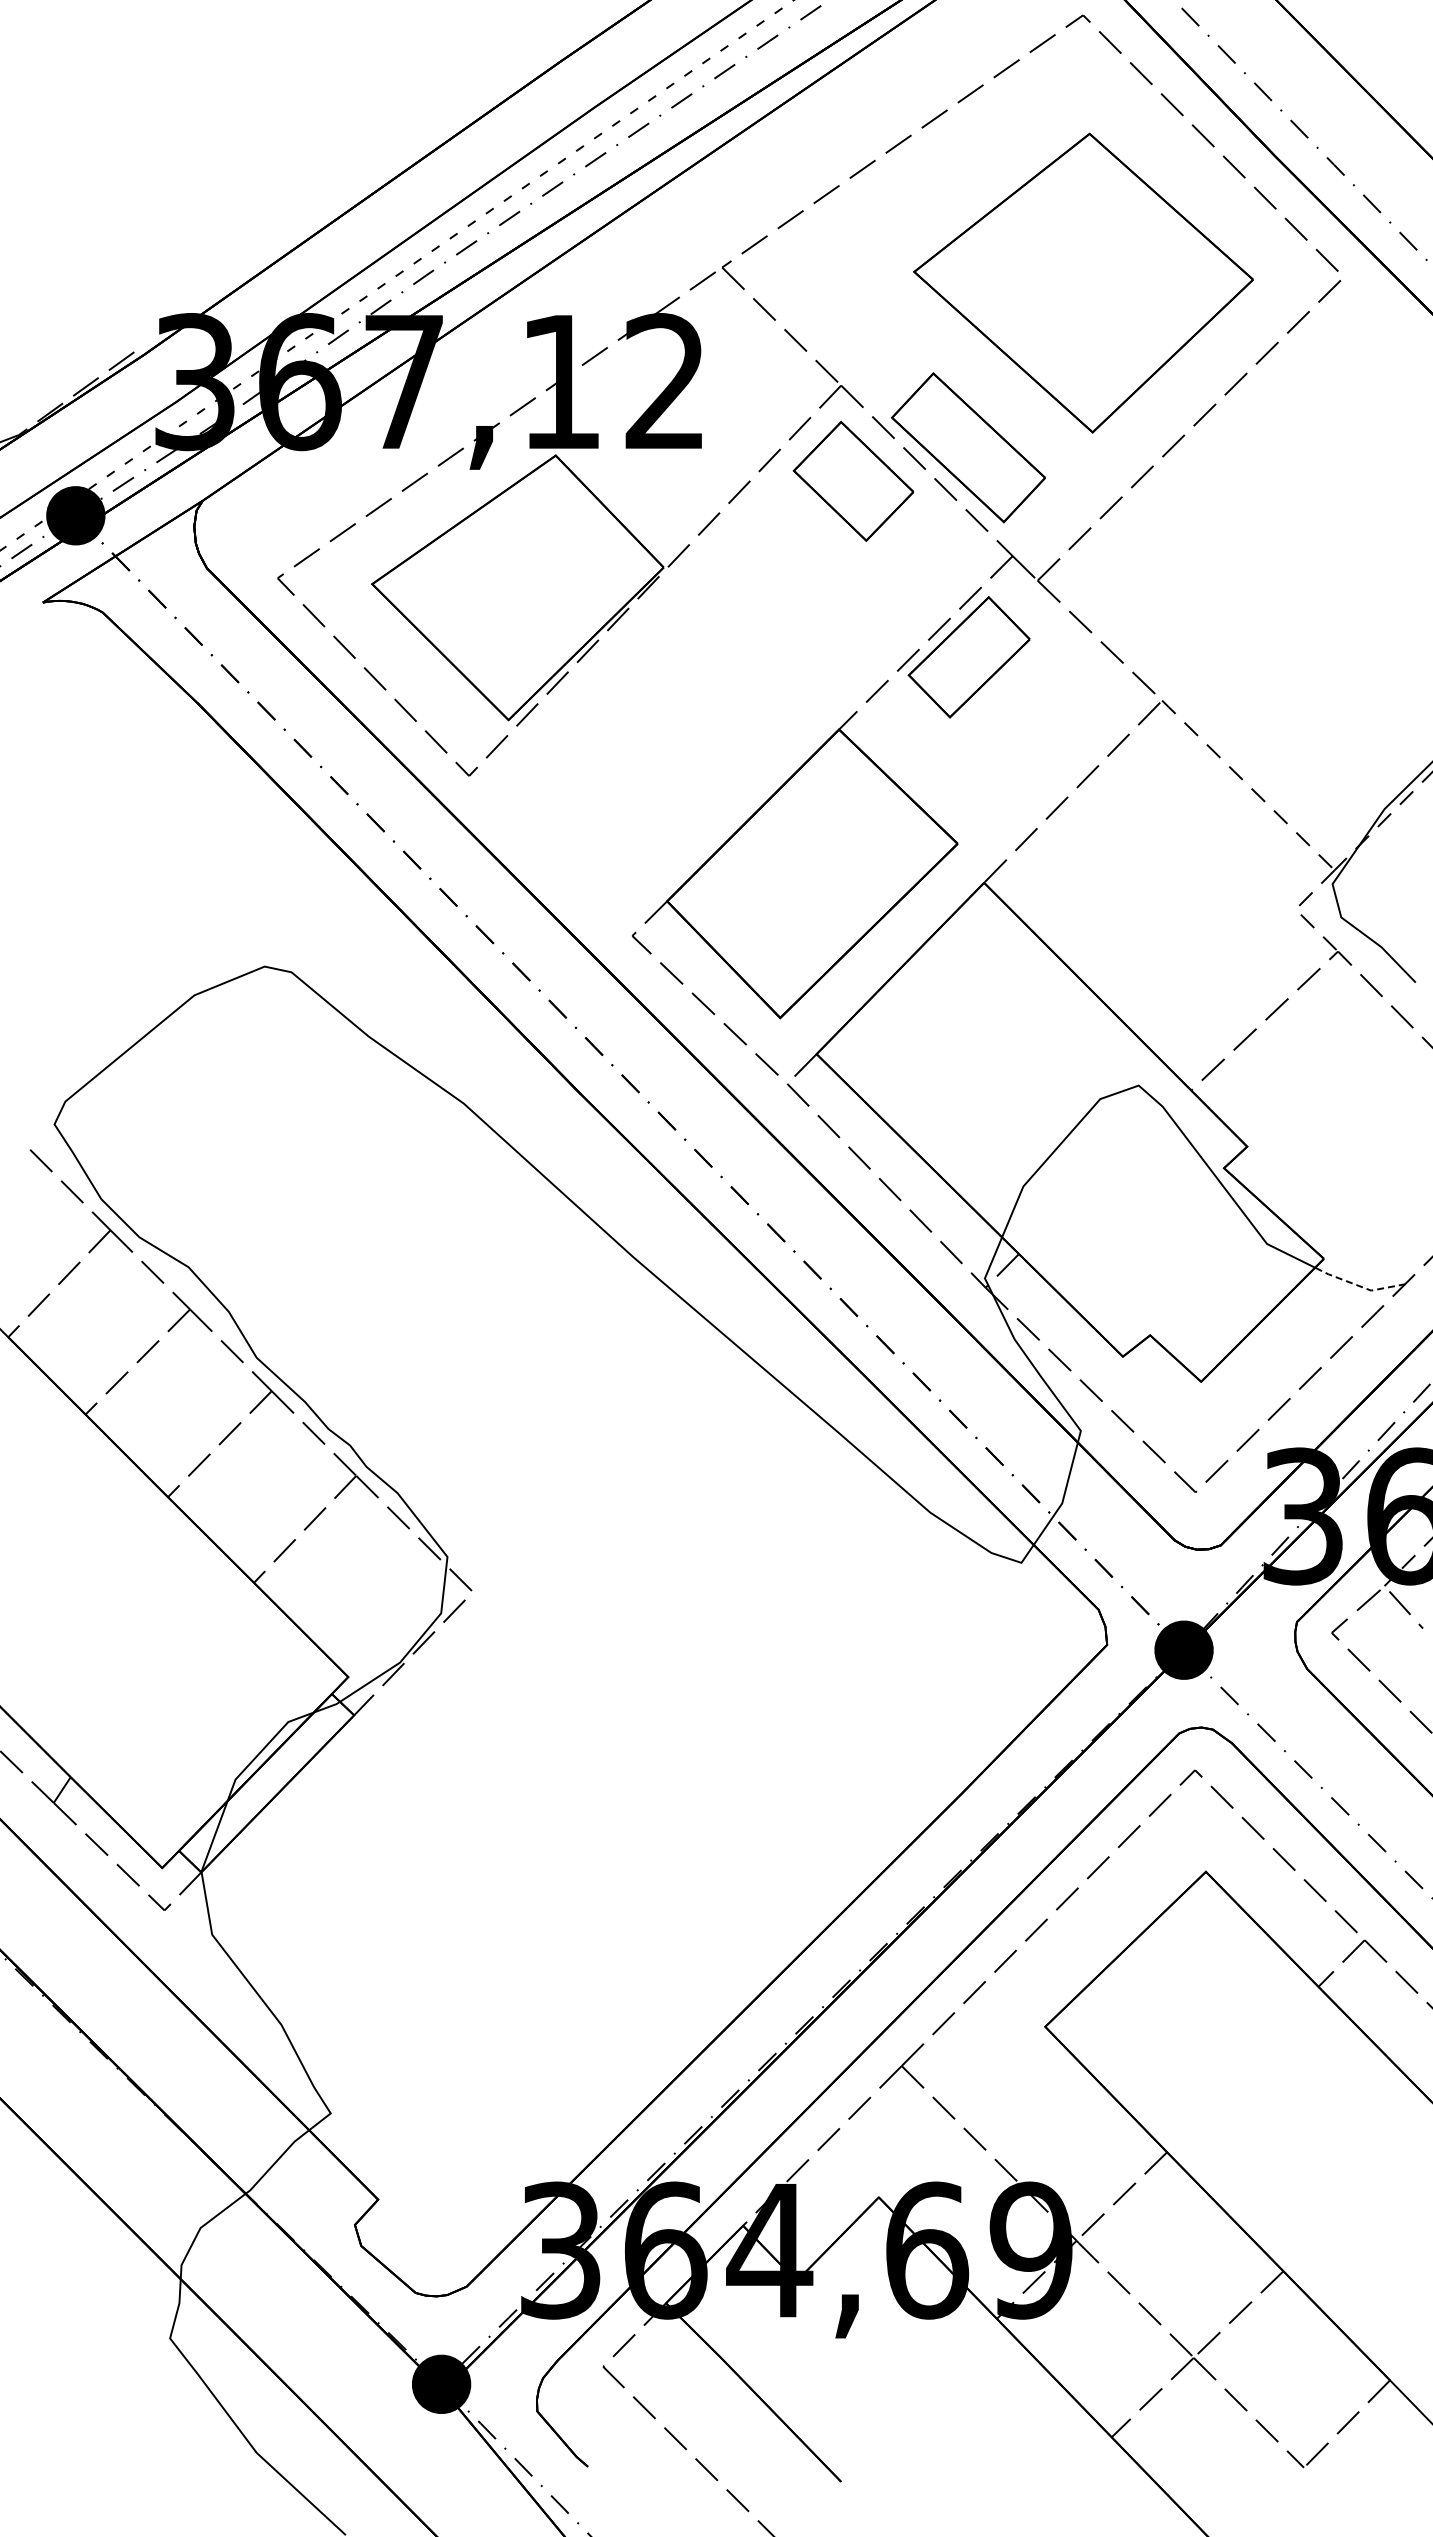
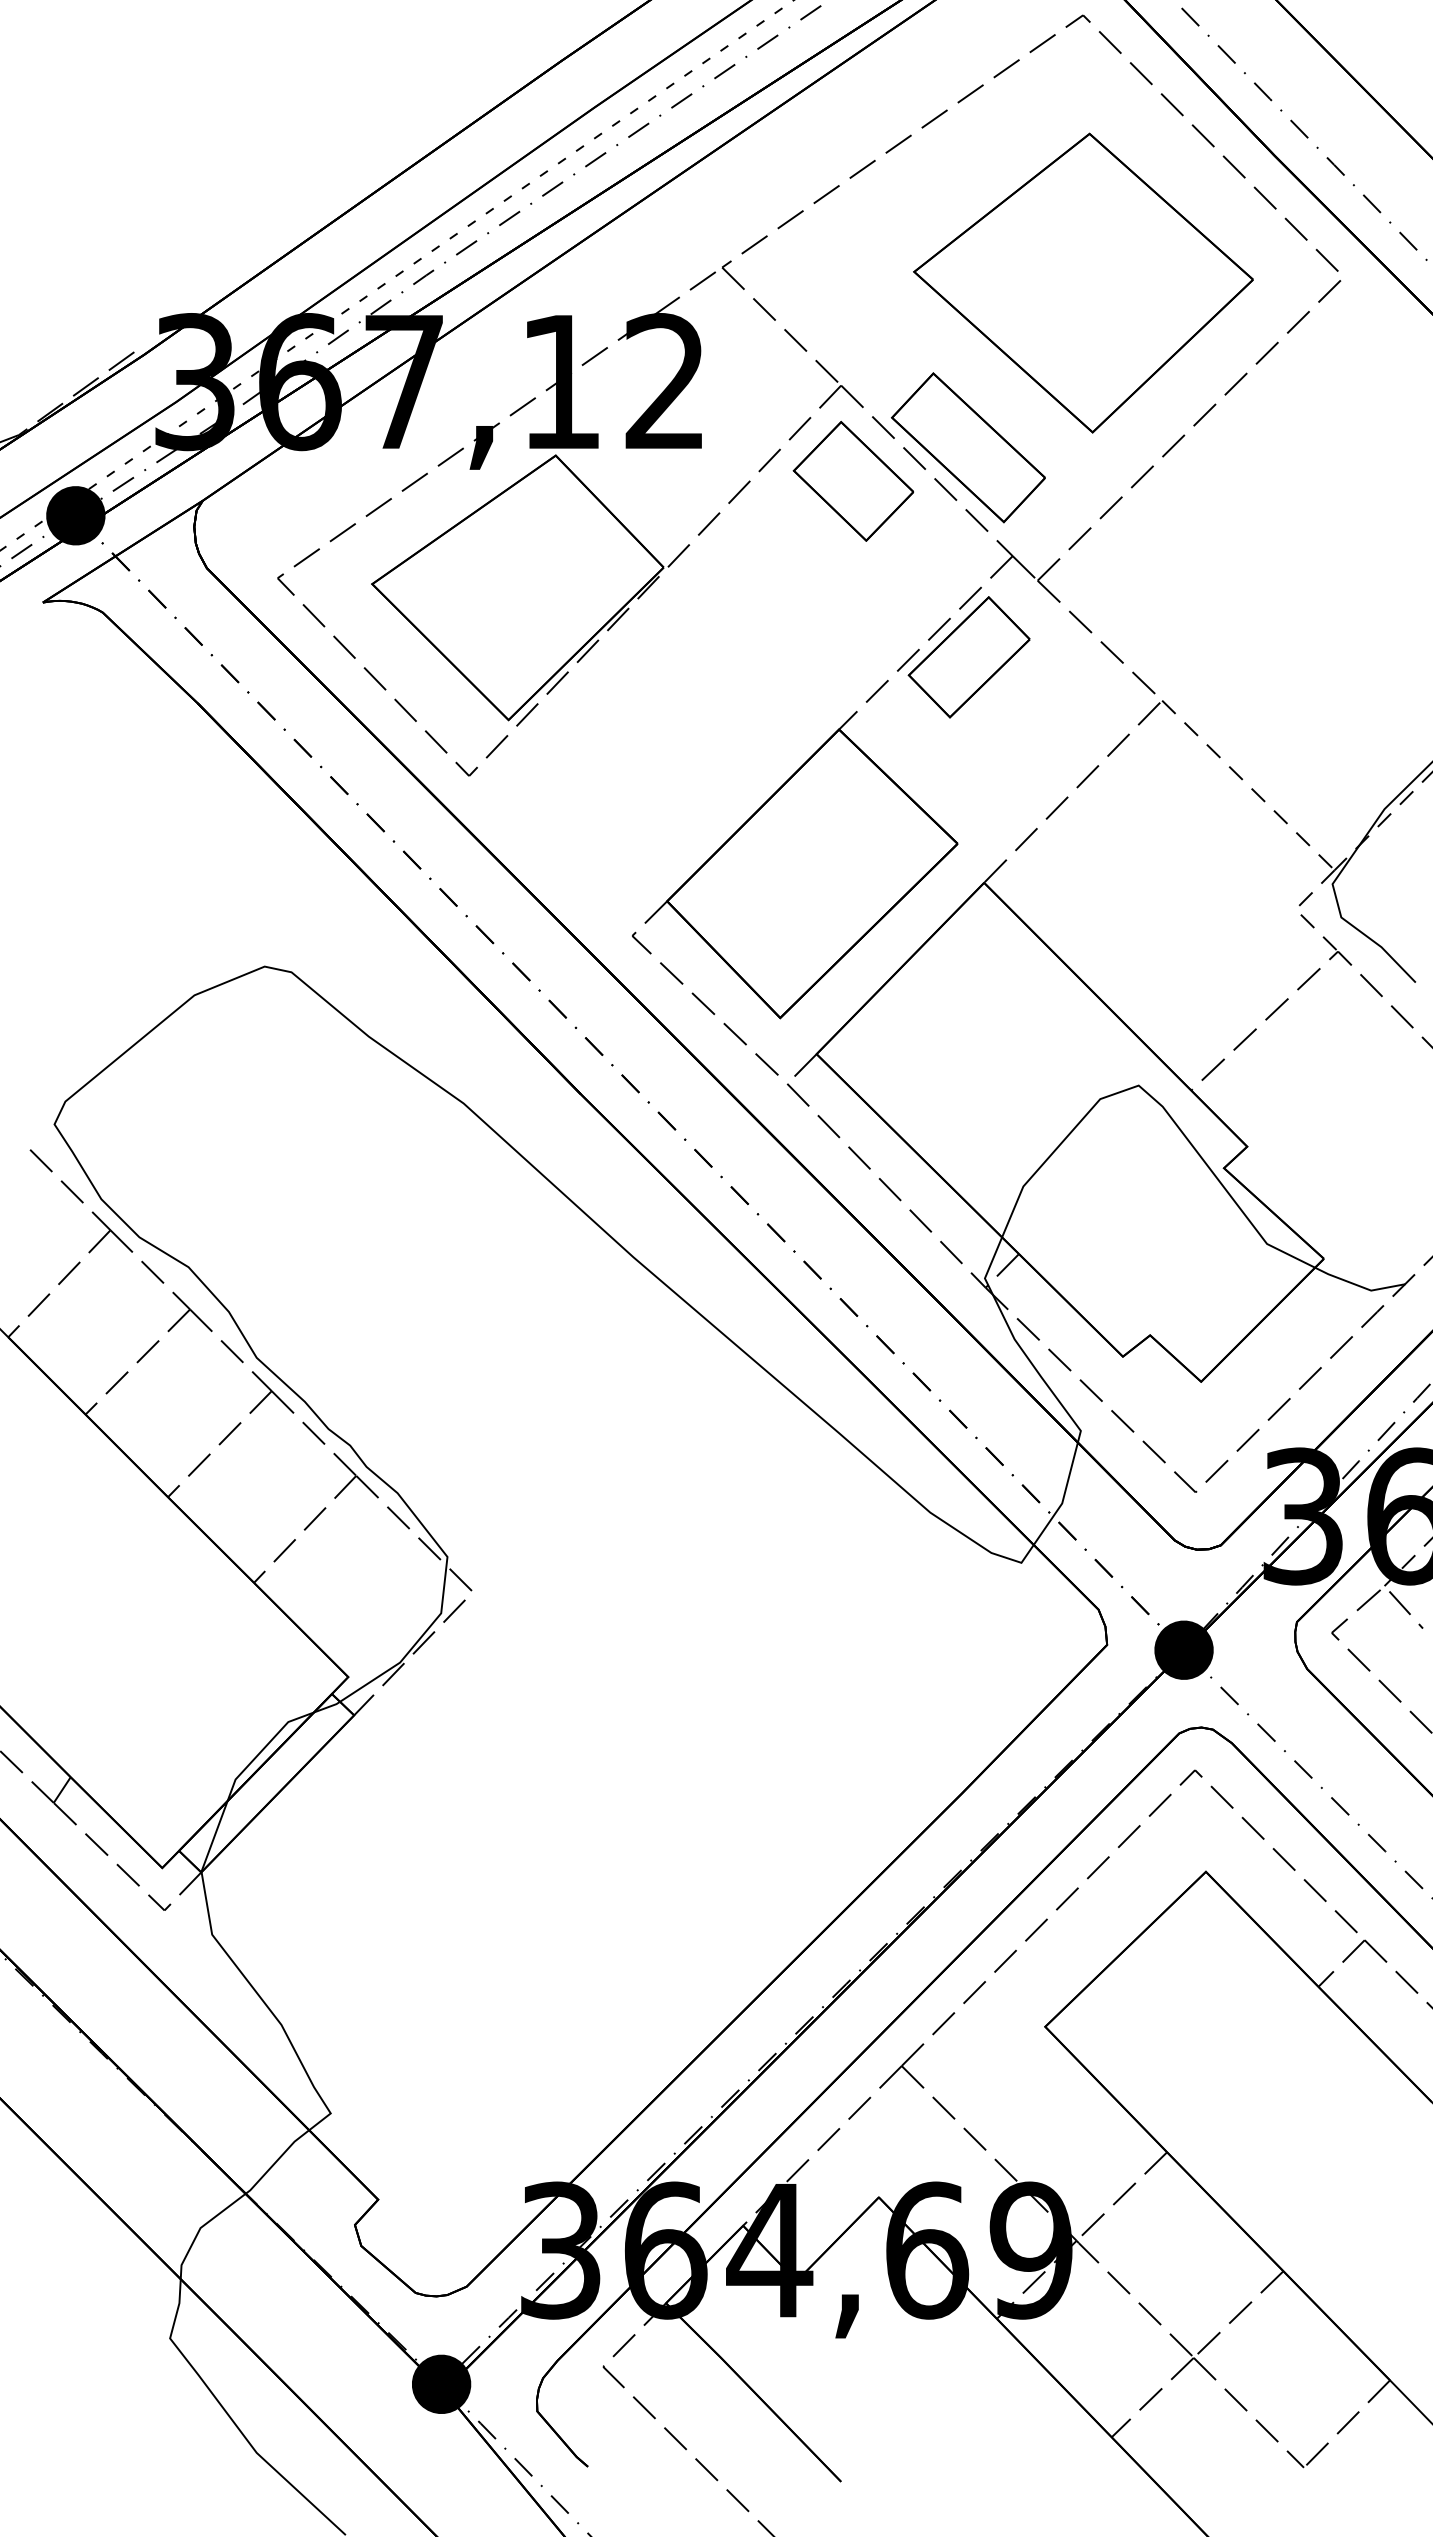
line: dashed -> solid (1359, 1286)
